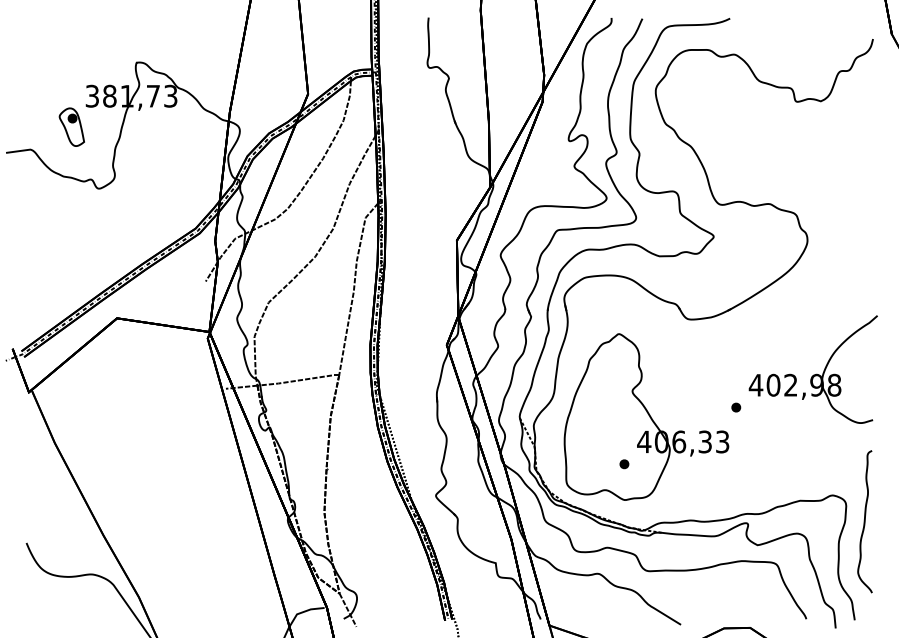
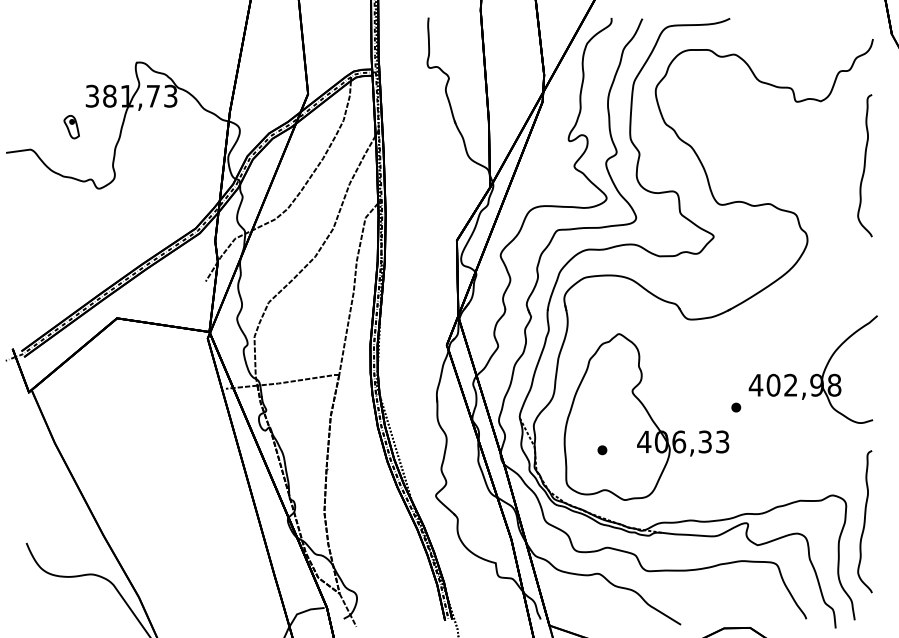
part size: 27x40 px -> 17x25 px (71, 127)
curve: none -> present (864, 165)
part position: (624, 464) -> (602, 450) (602, 450)
